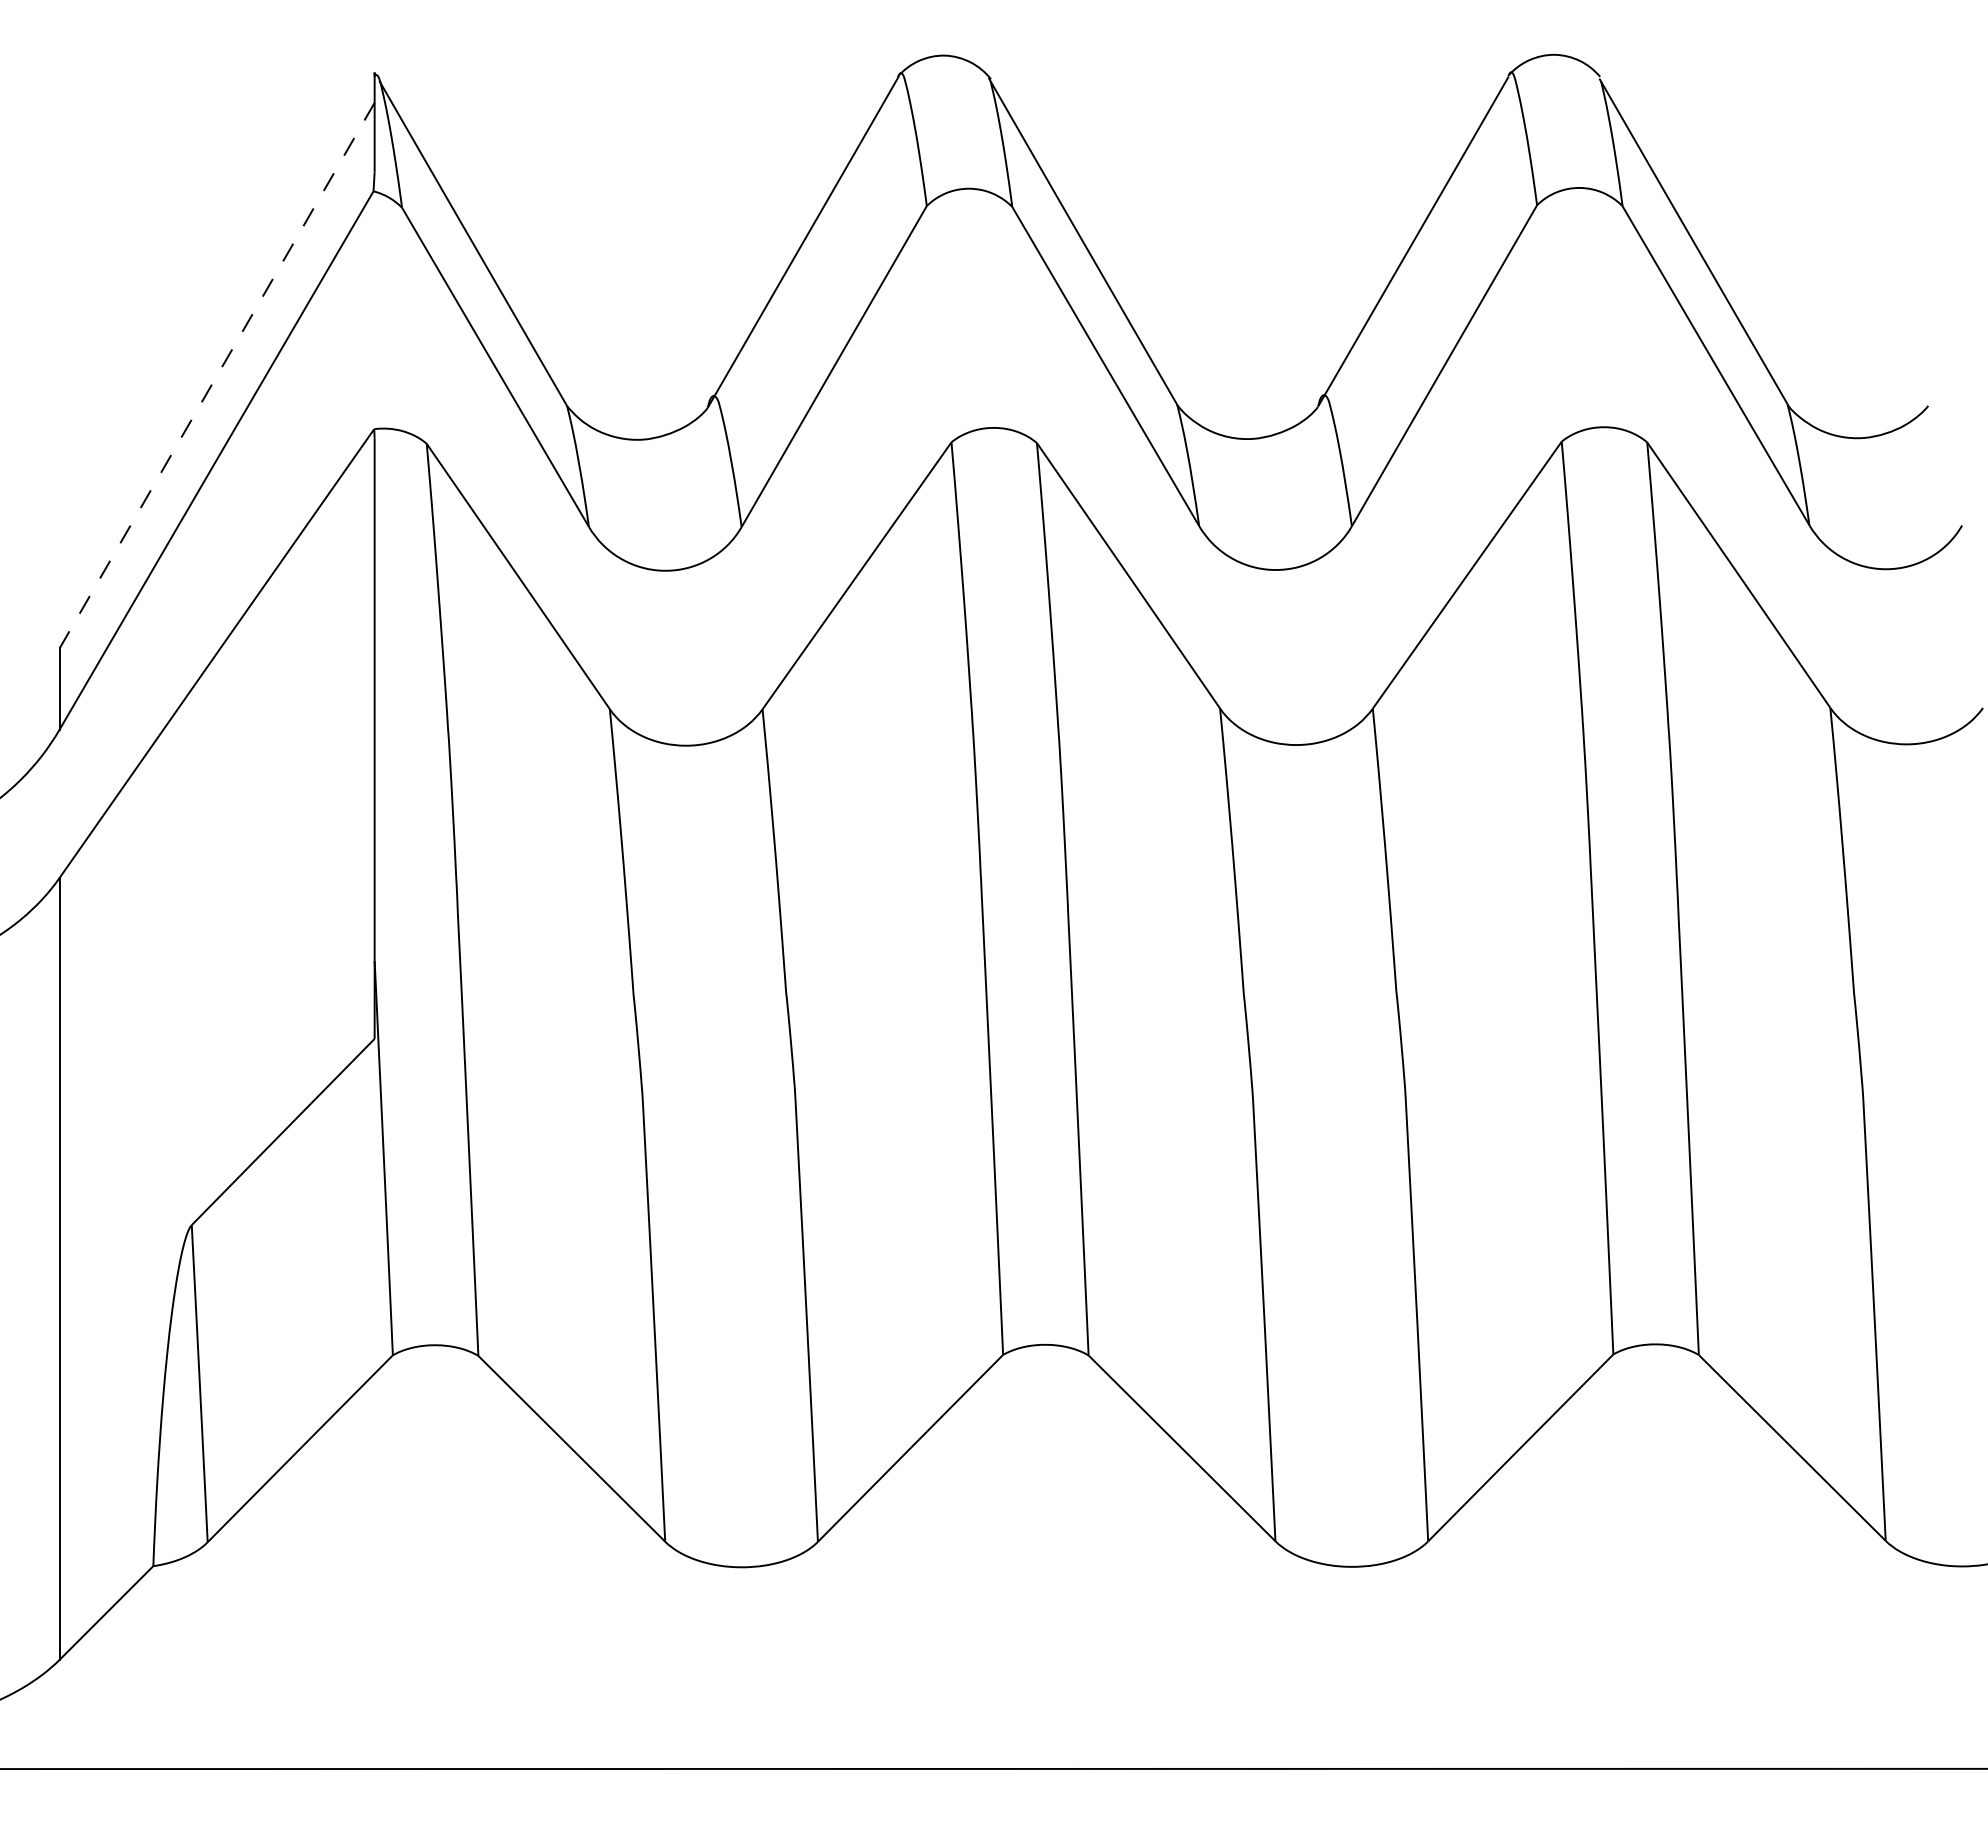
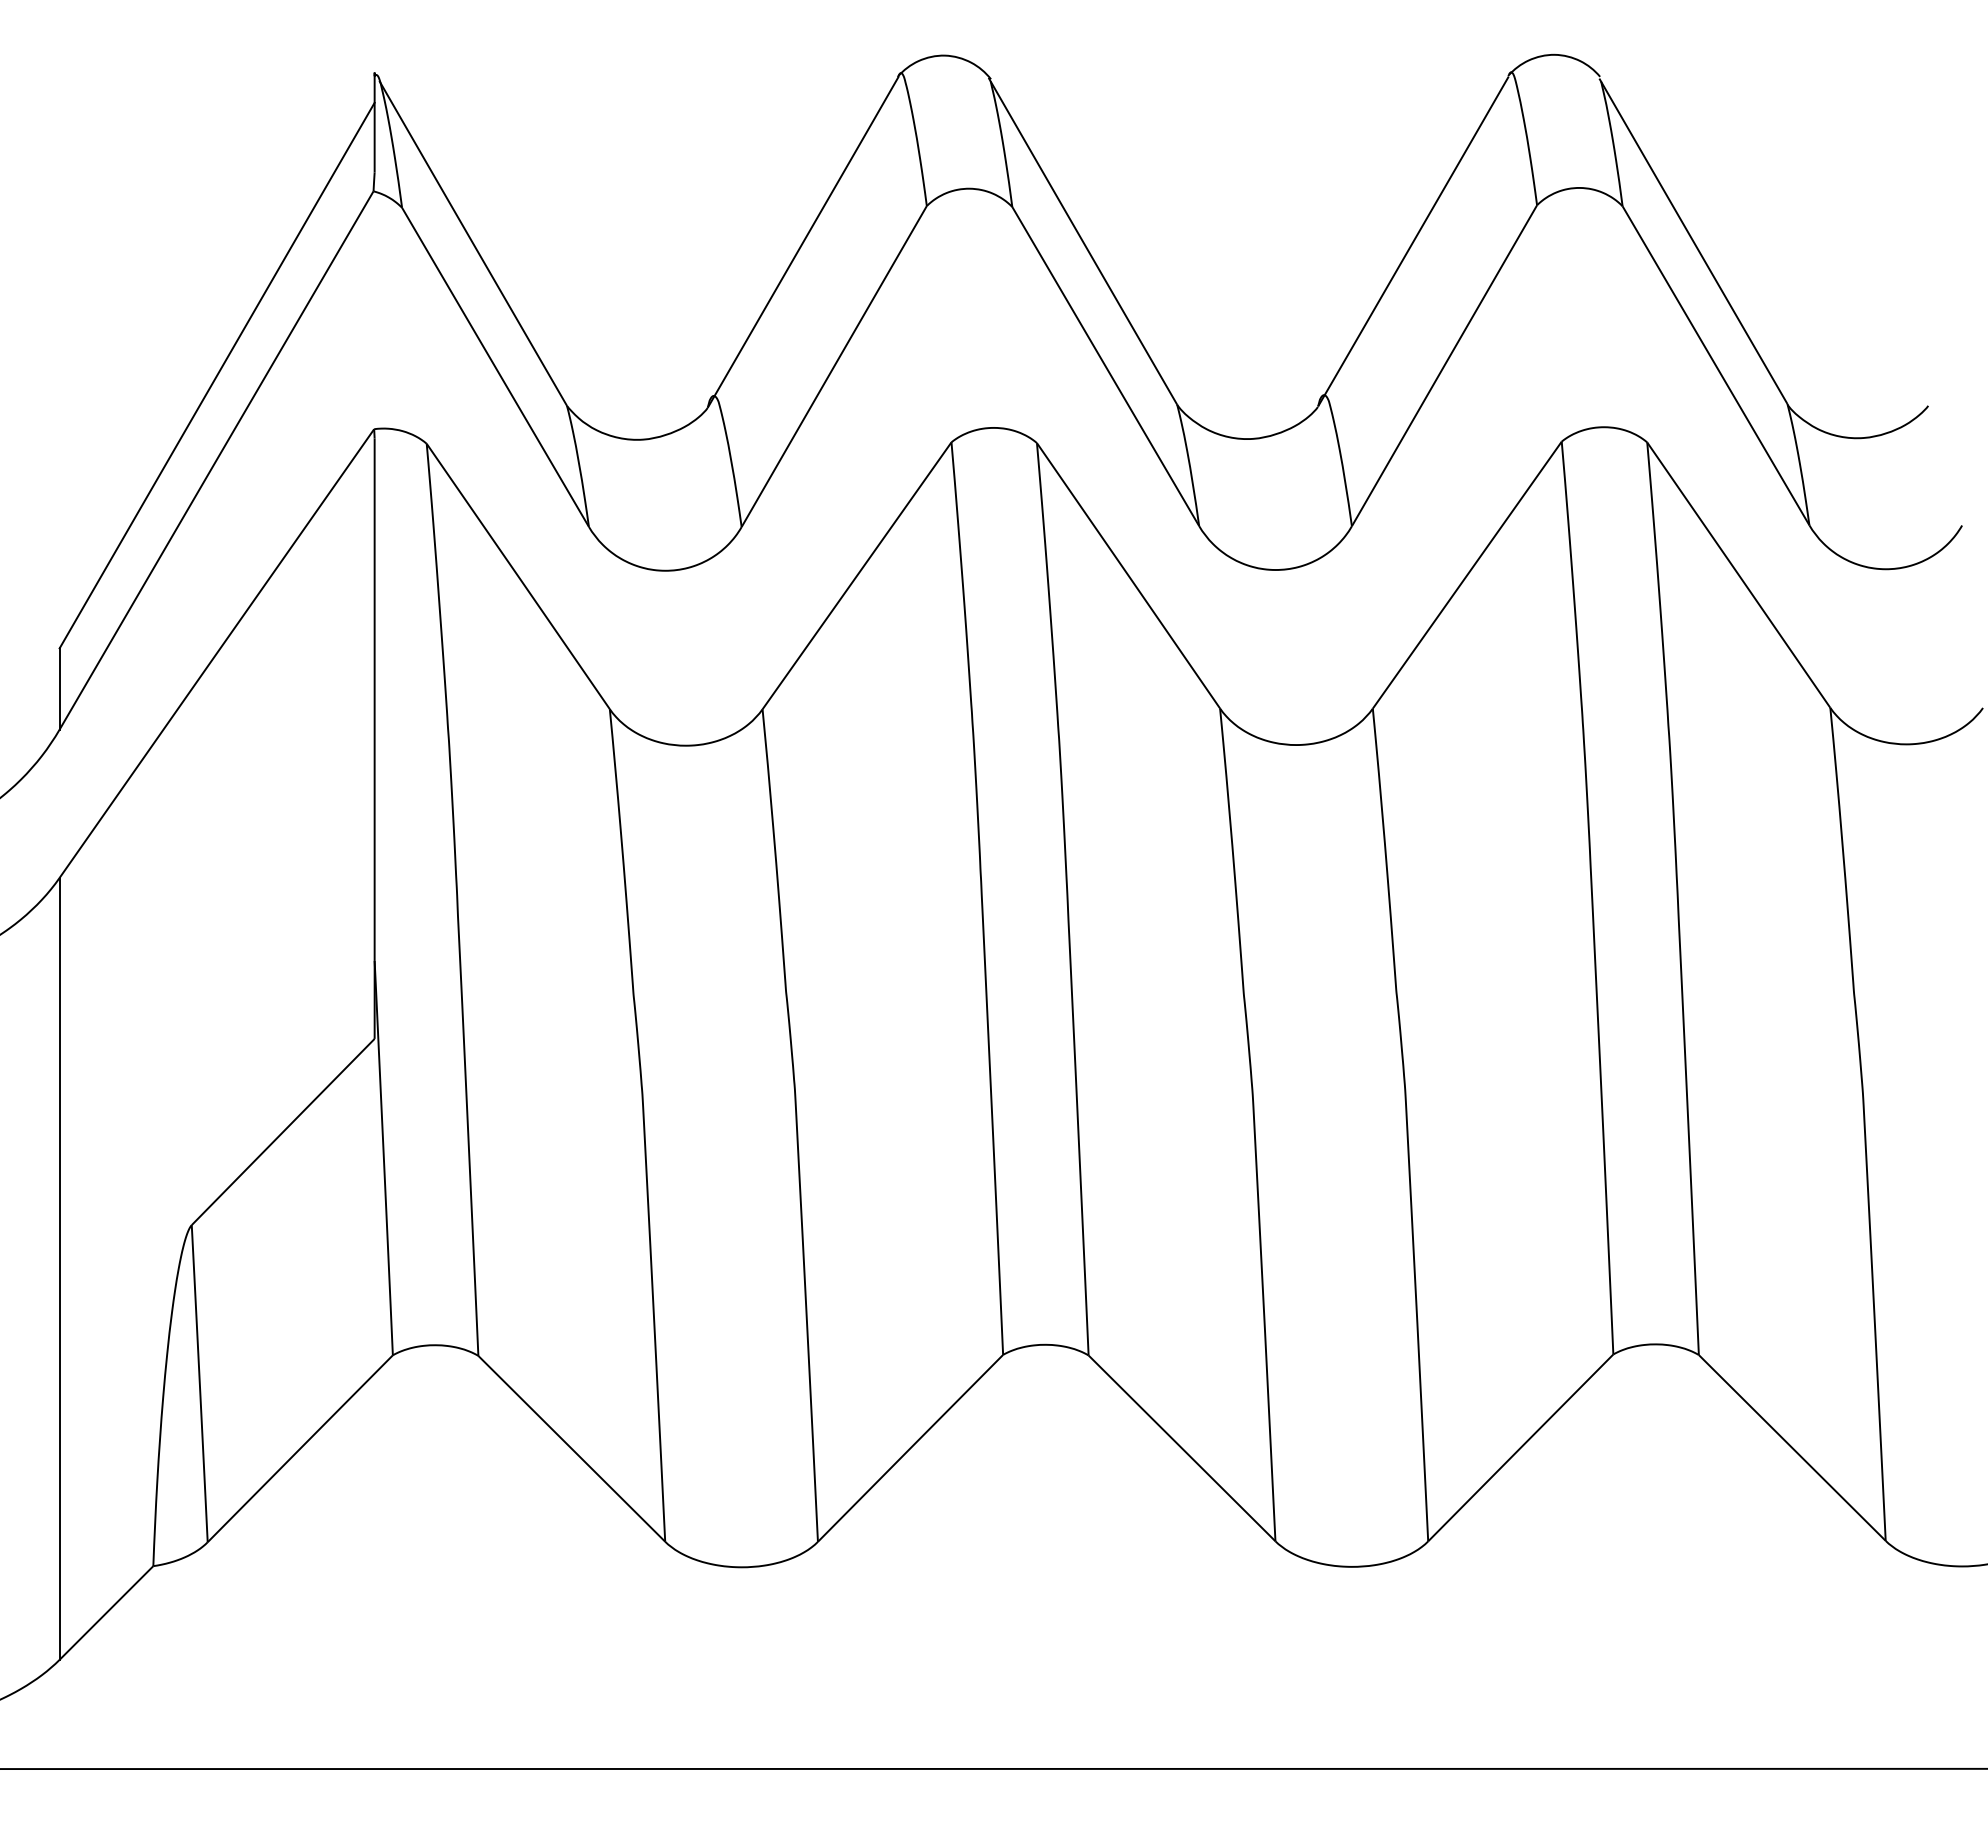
line: dashed -> solid (216, 376)
